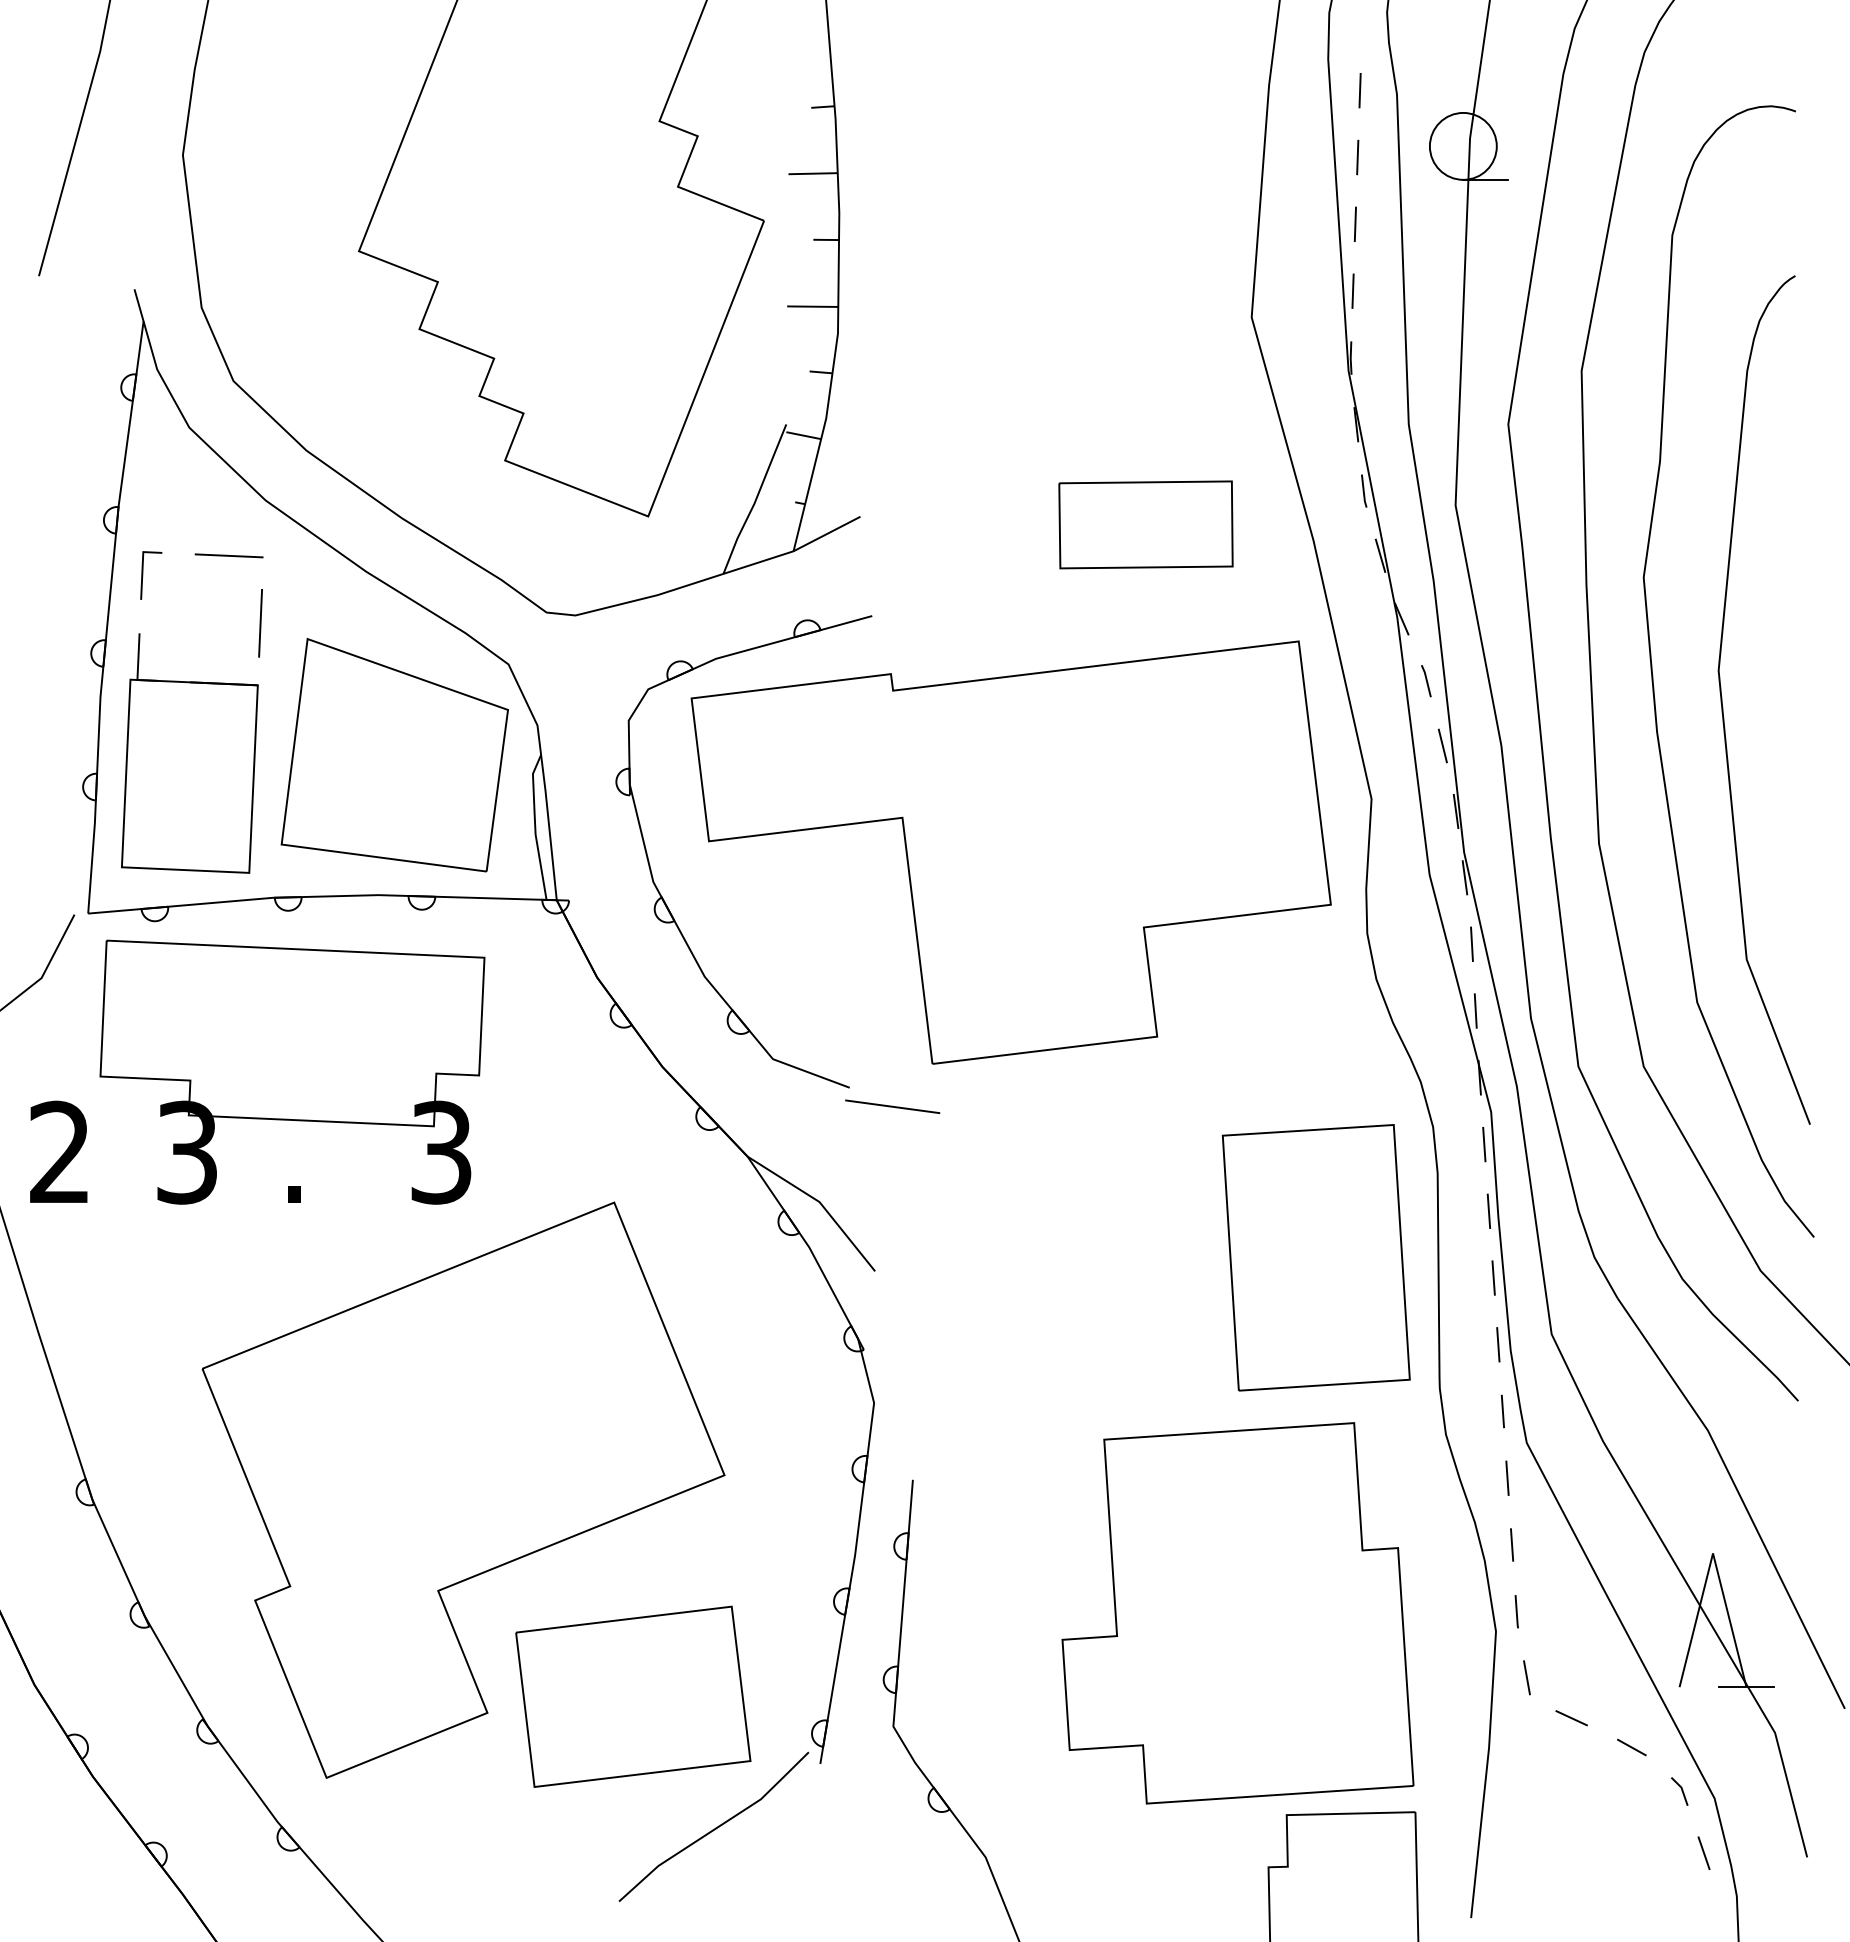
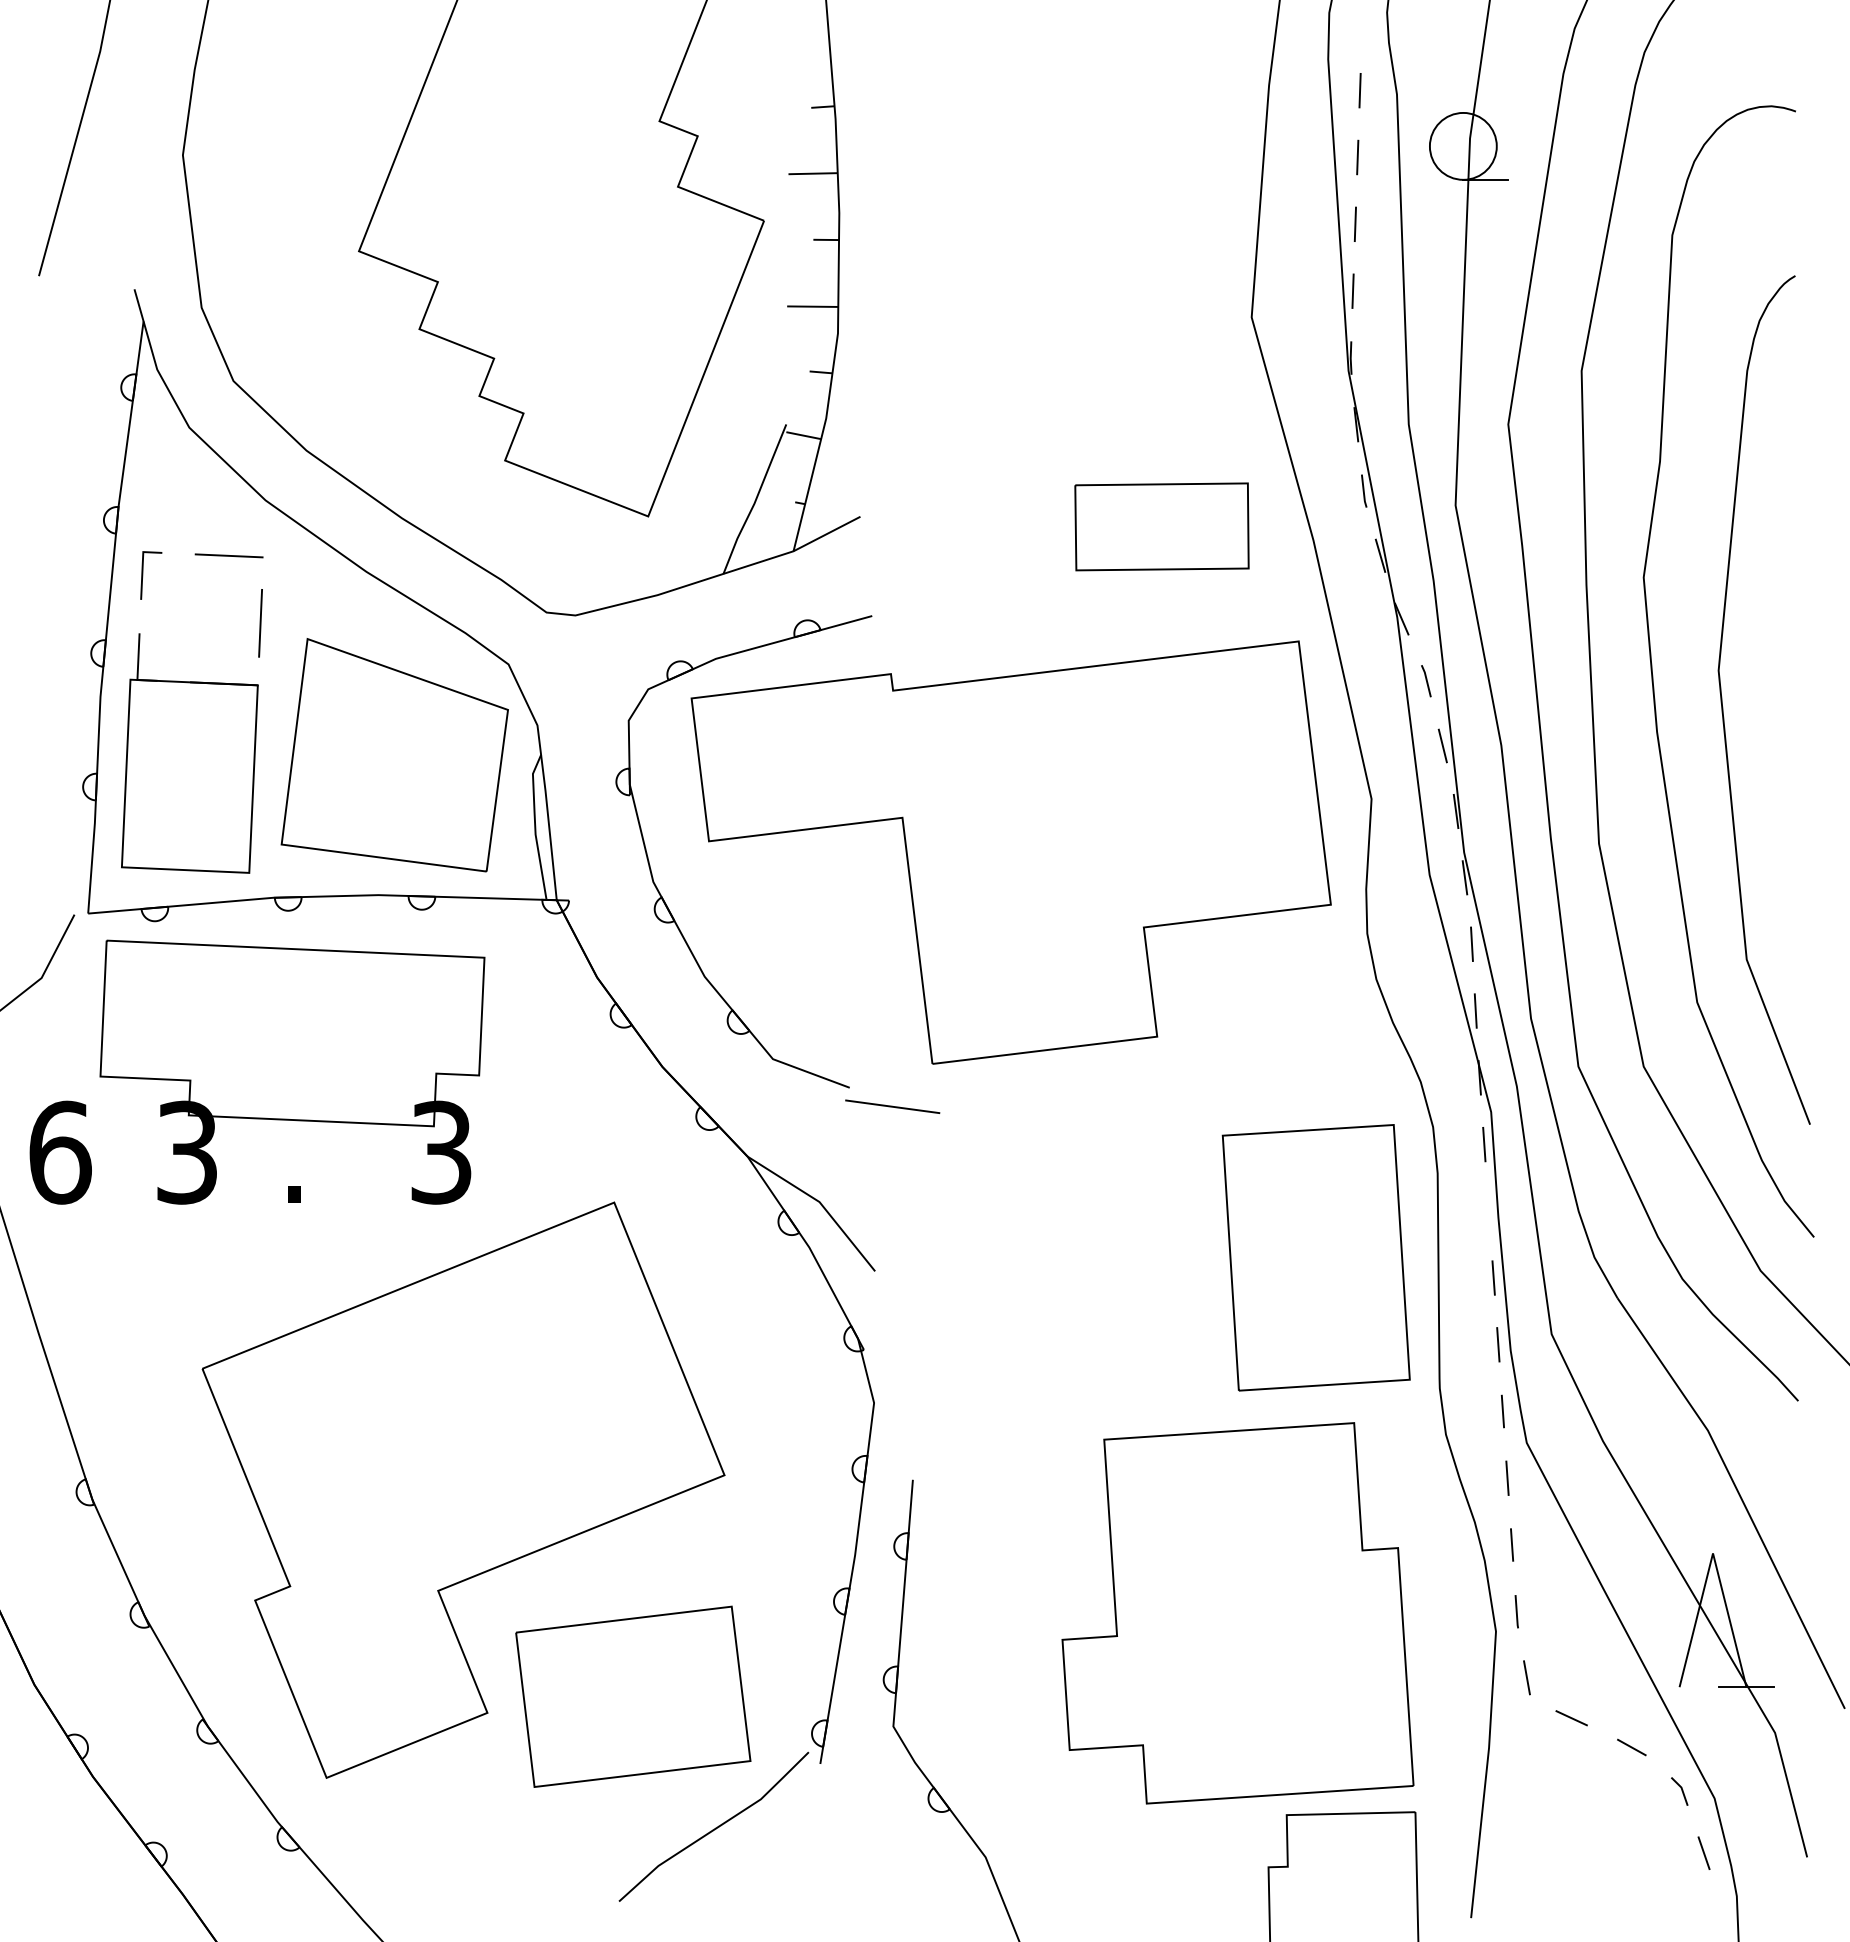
part position: (1145, 524) -> (1161, 526) (1161, 526)
text: 2 -> 6 (60, 1152)
line: present -> none (1488, 1211)
